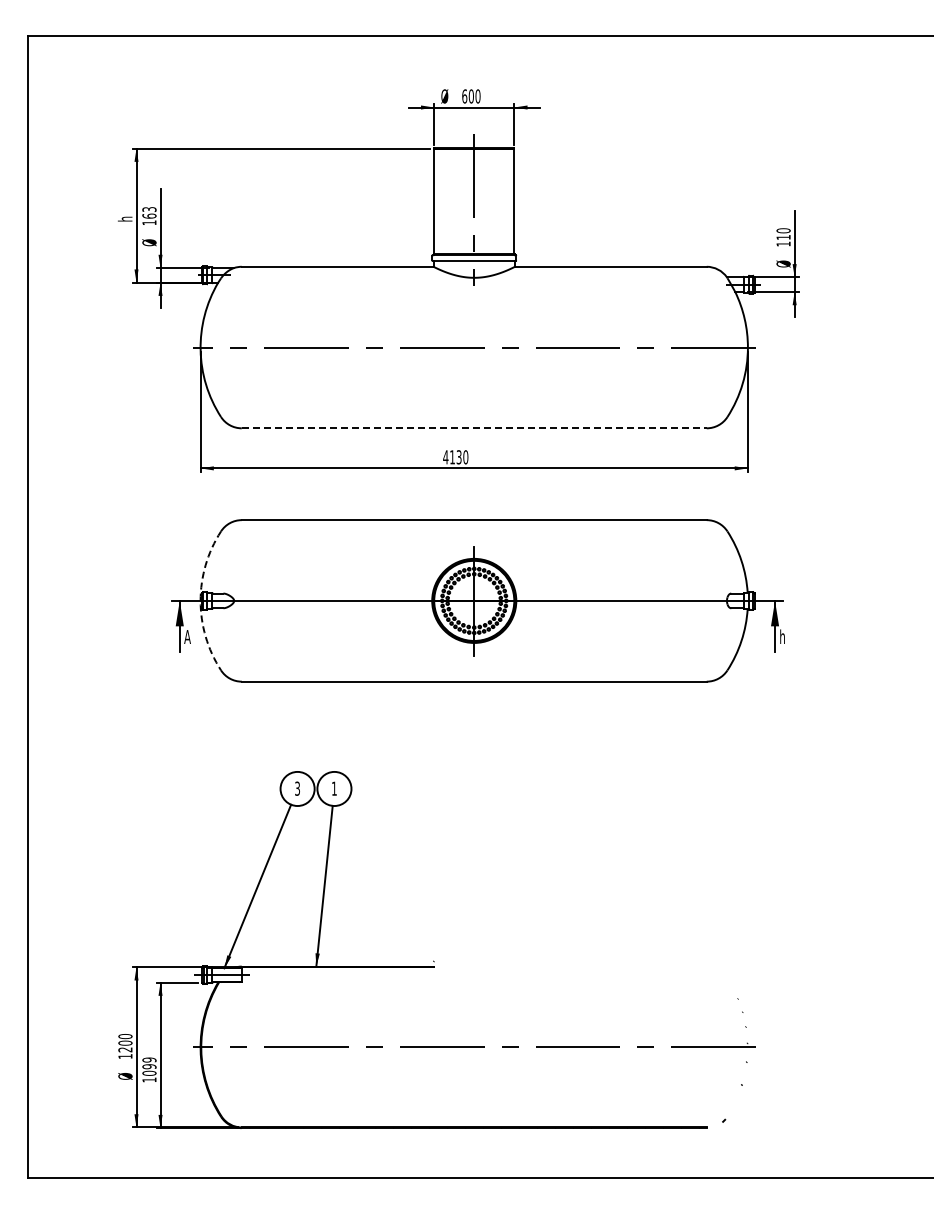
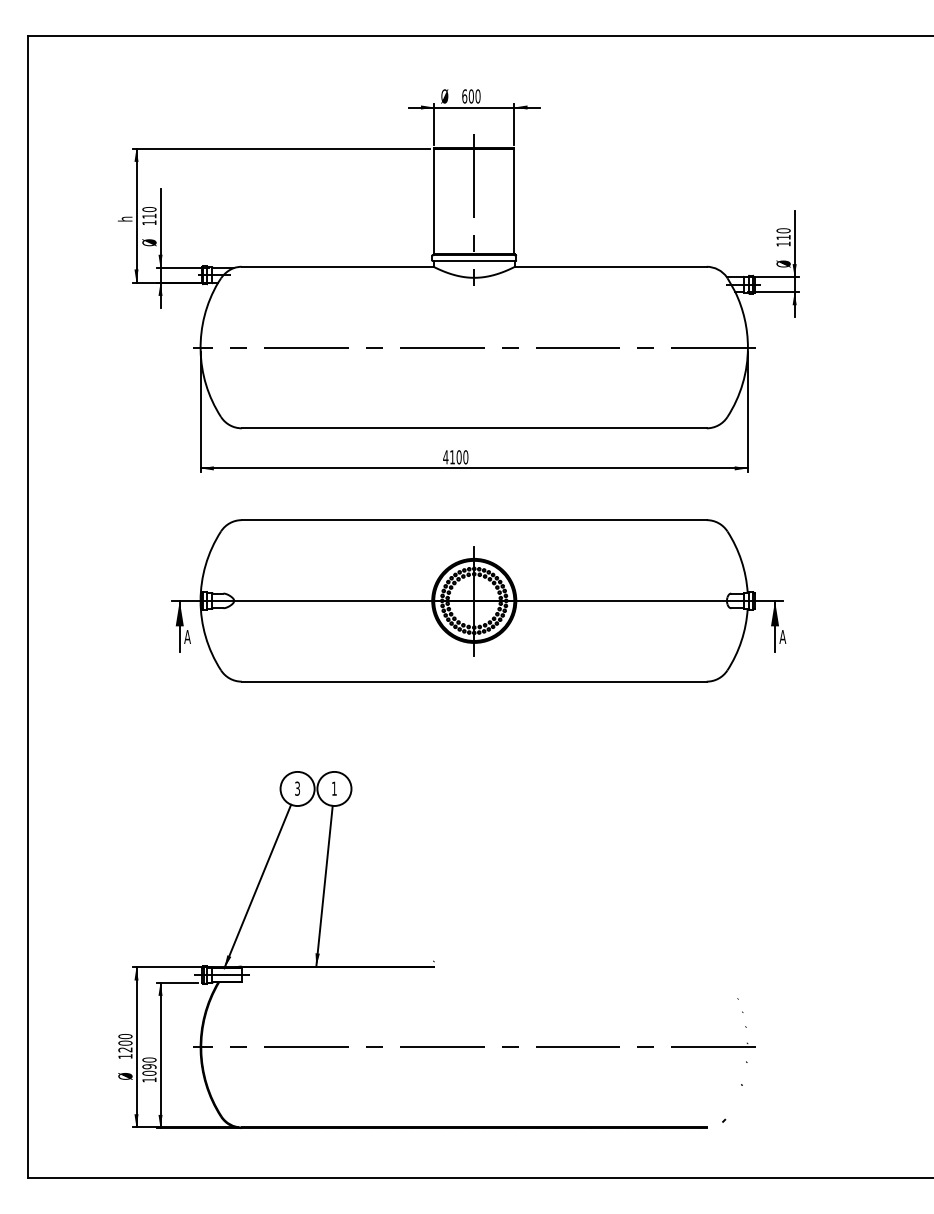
text: 163 -> 110 (149, 212)
line: dashed -> solid (474, 428)
text: 4130 -> 4100 (458, 457)
arc: dashed -> solid (200, 600)
text: h -> A (782, 636)
text: 1099 -> 1090 (149, 1059)
